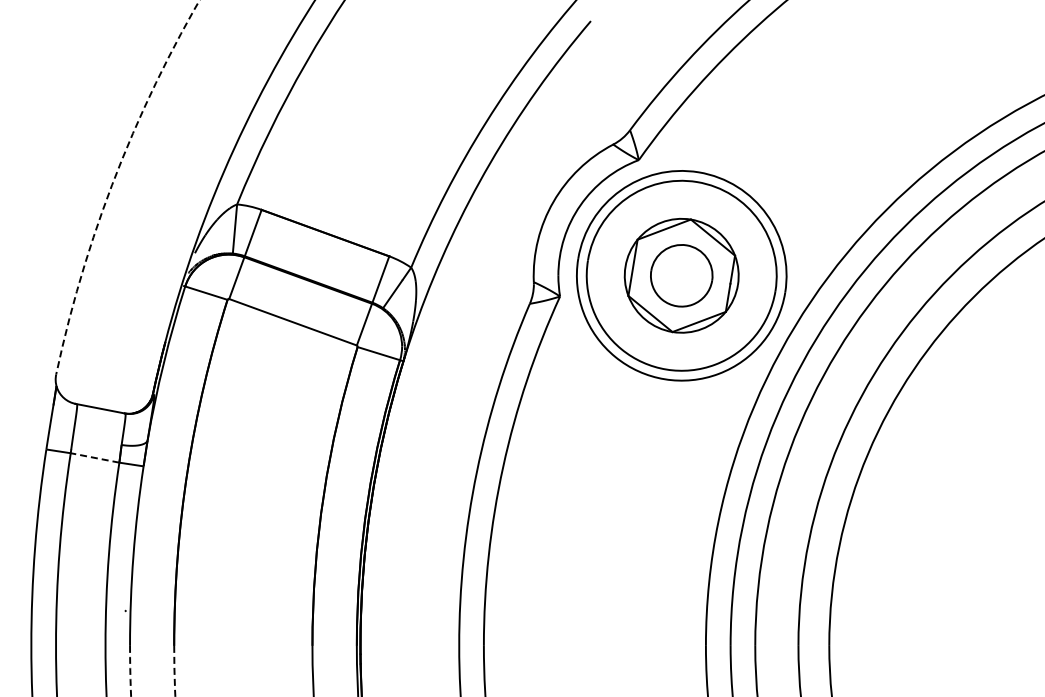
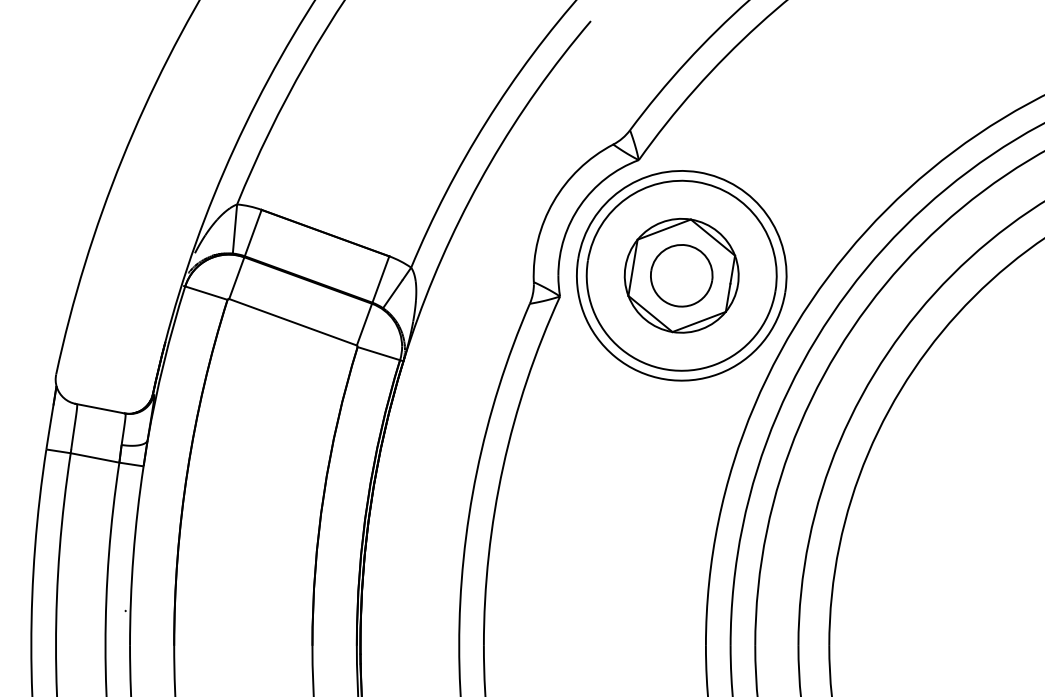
arc: dashed -> solid (112, 183)
line: dashed -> solid (95, 457)
arc: dashed -> solid (174, 670)
arc: dashed -> solid (130, 671)
